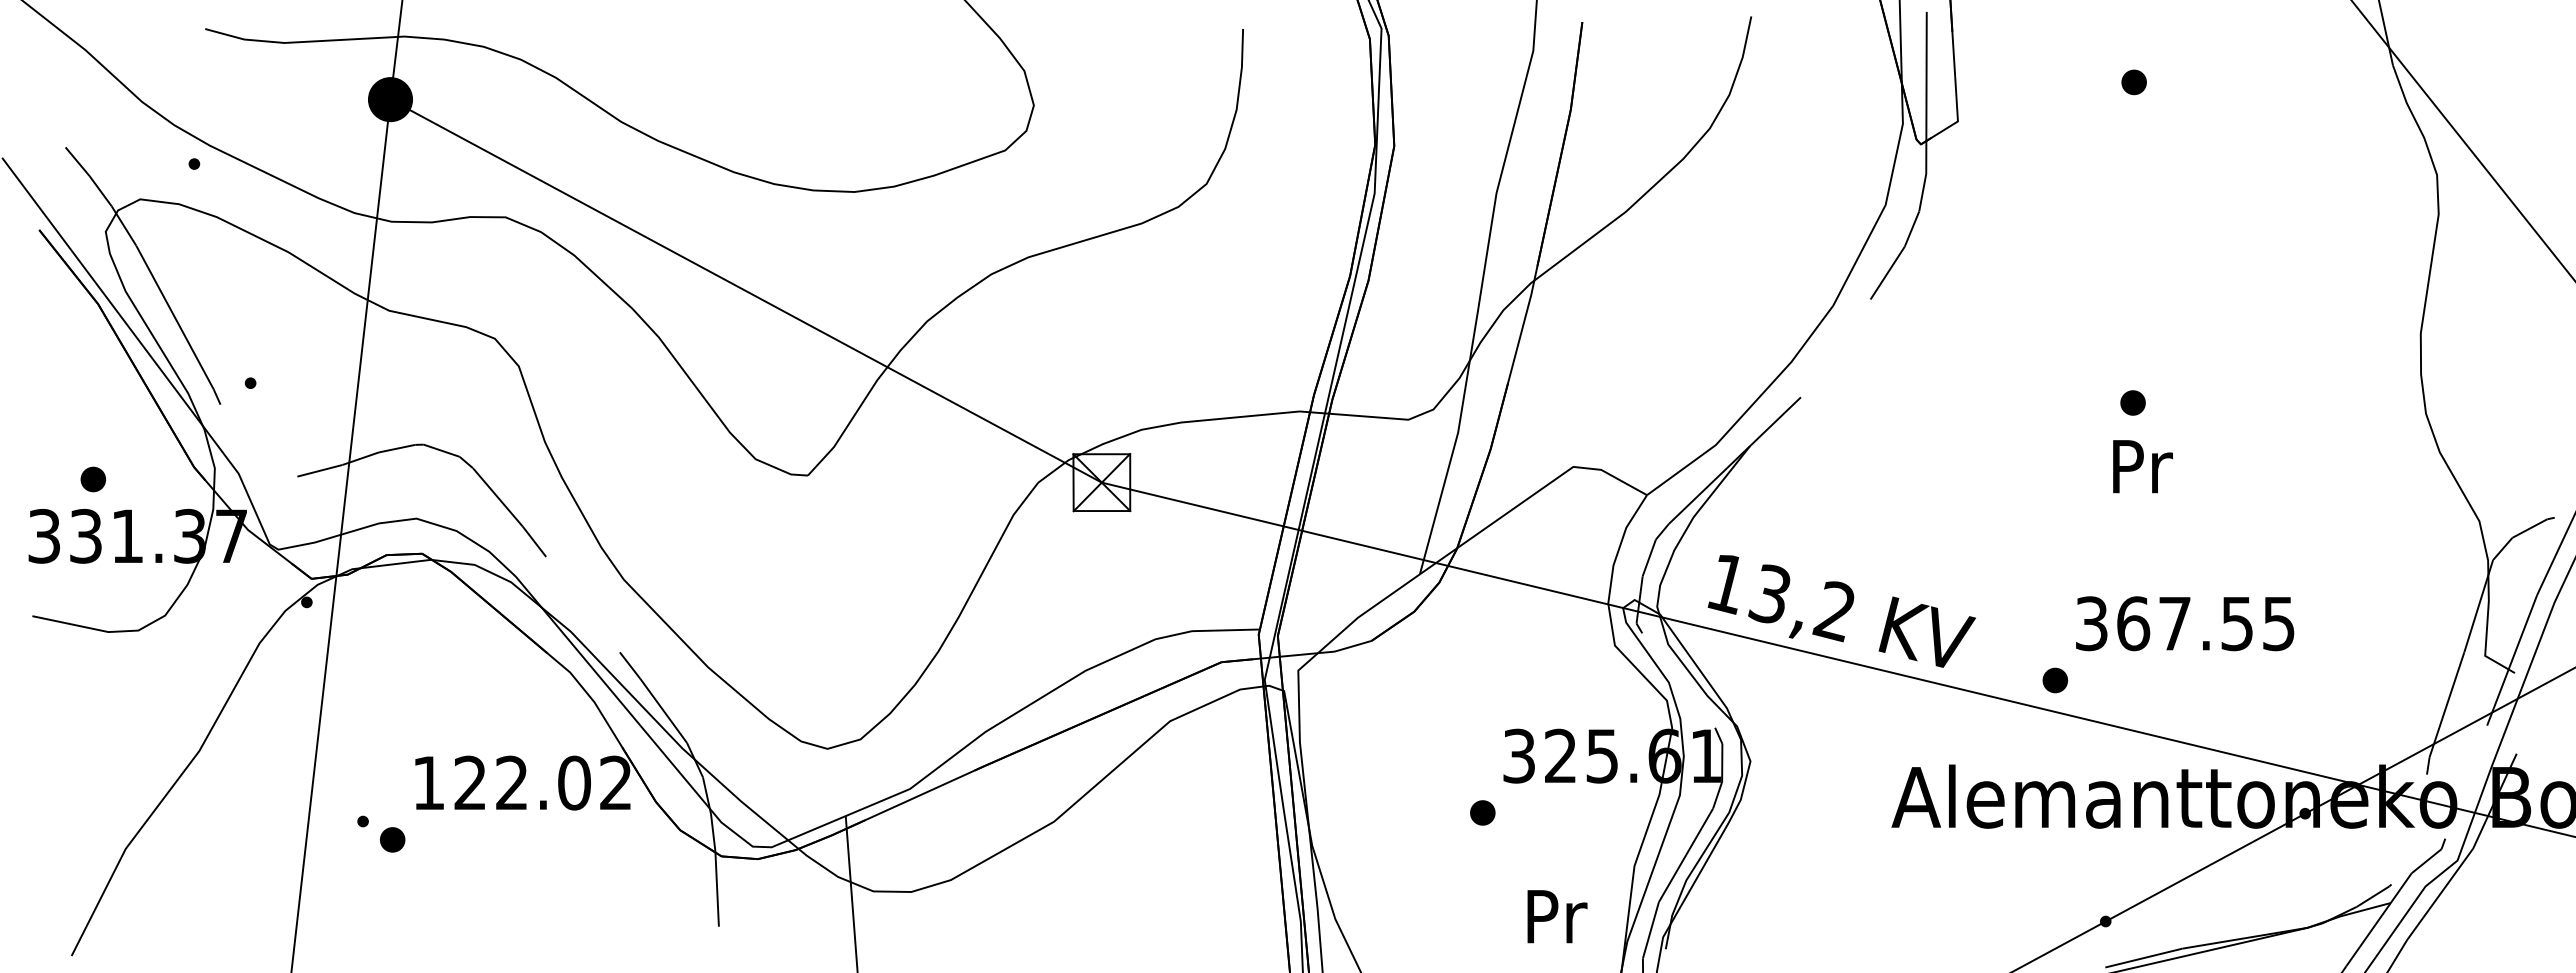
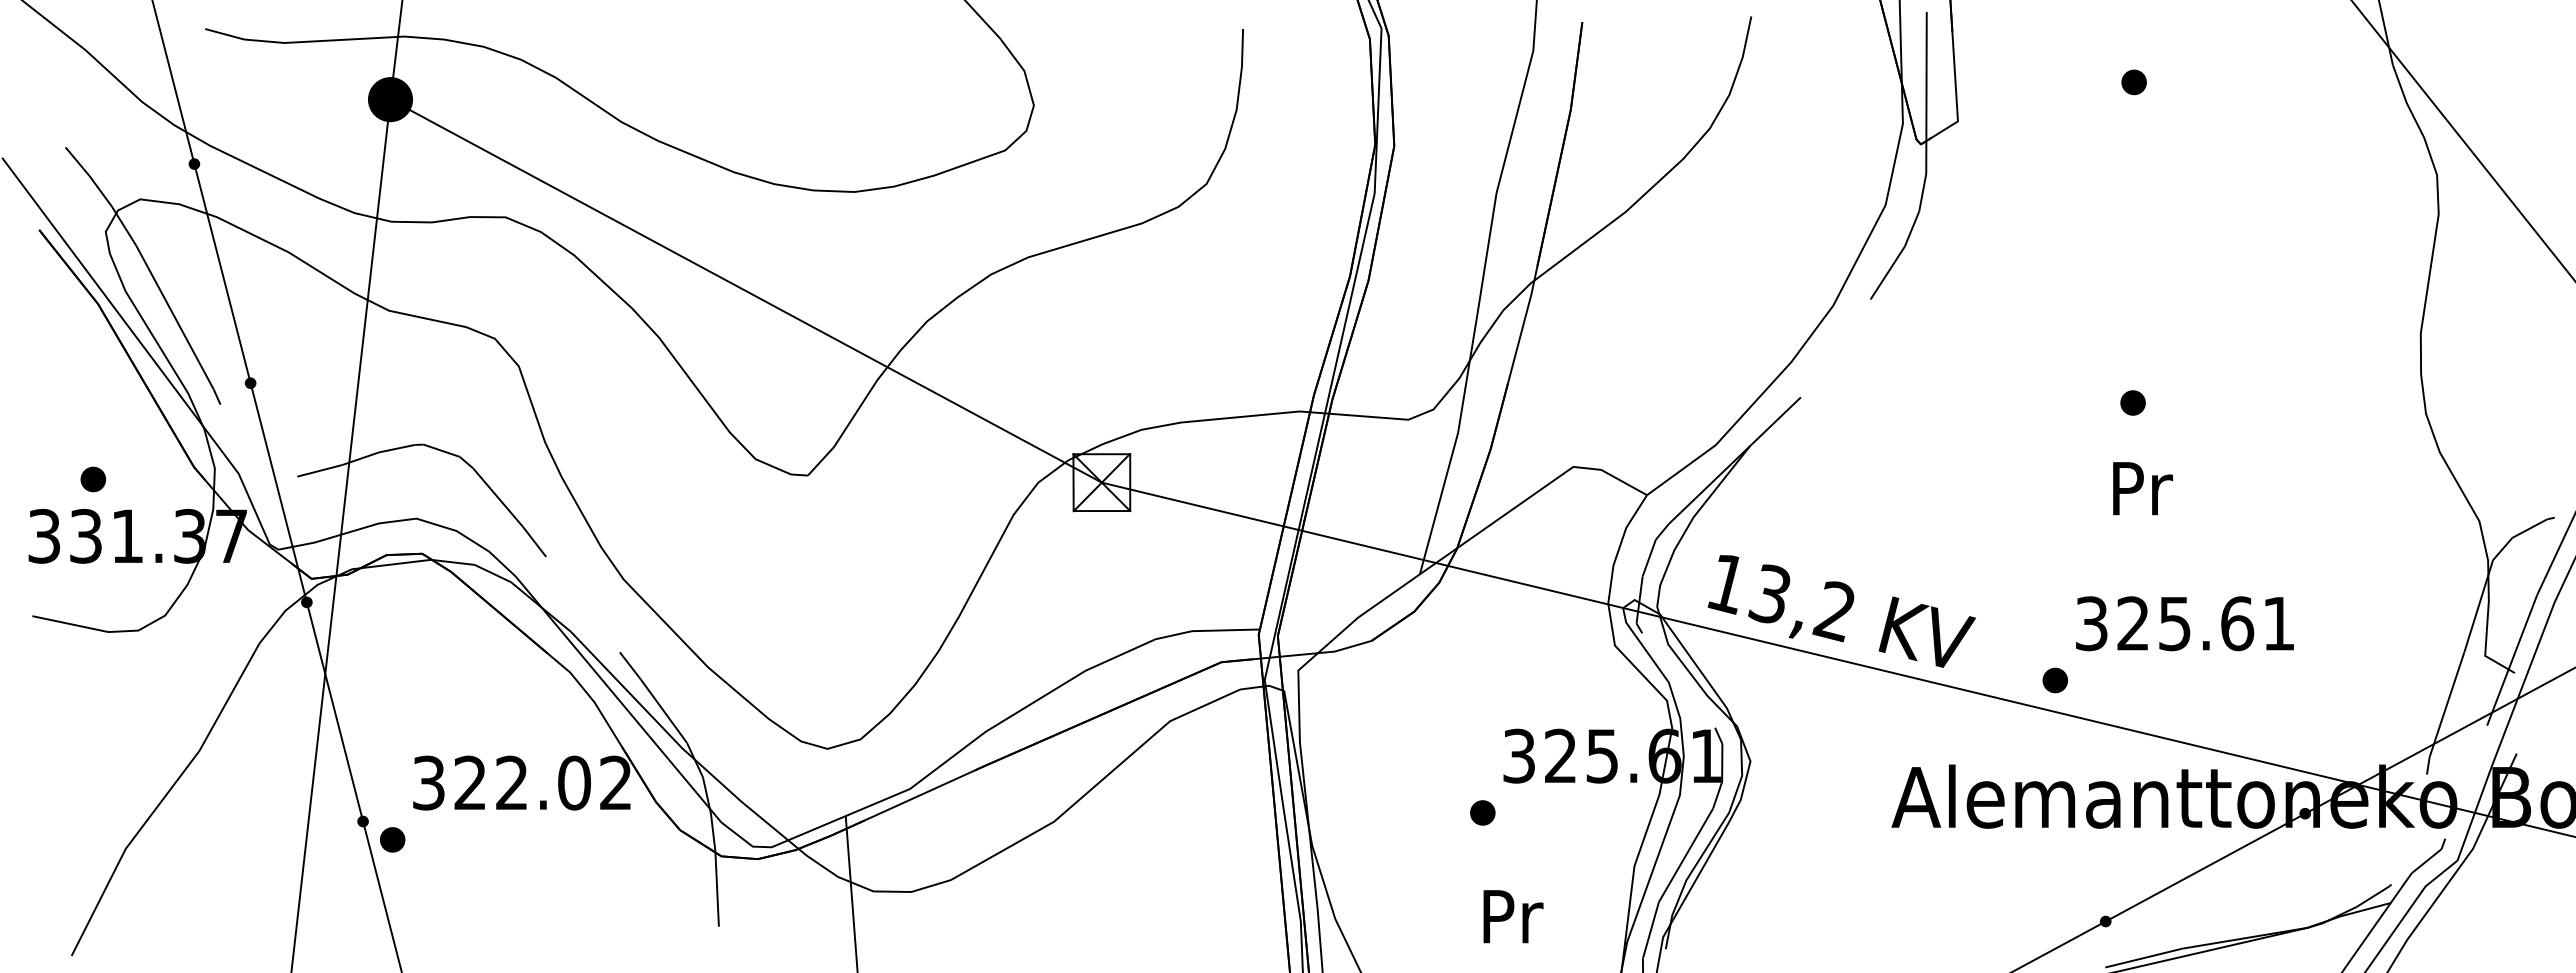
text position: (2142, 466) -> (2142, 488) (2142, 488)
line: none -> present (276, 485)
text: 367.55 -> 325.61 (2205, 623)
text: 122.02 -> 322.02 (428, 782)
text position: (1557, 916) -> (1513, 916) (1513, 916)
